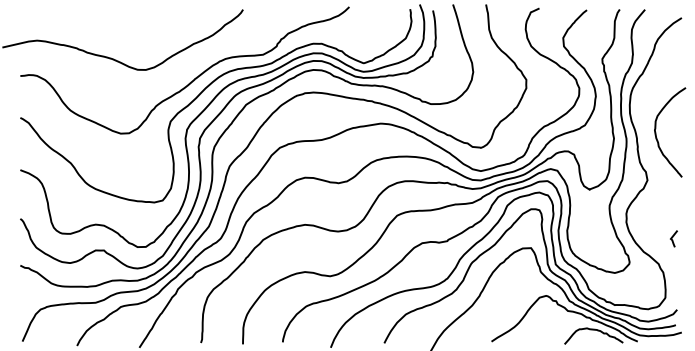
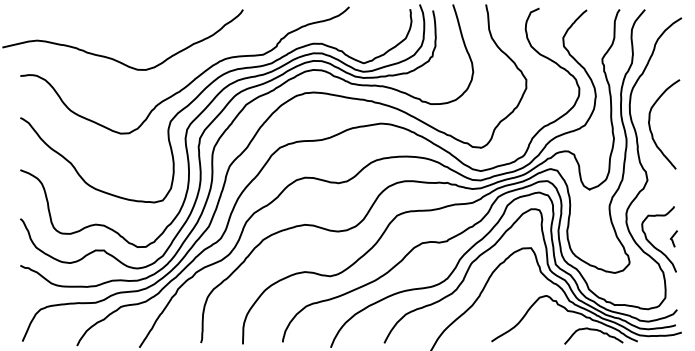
curve position: (657, 137) -> (651, 129) (651, 129)
curve: none -> present (653, 244)
